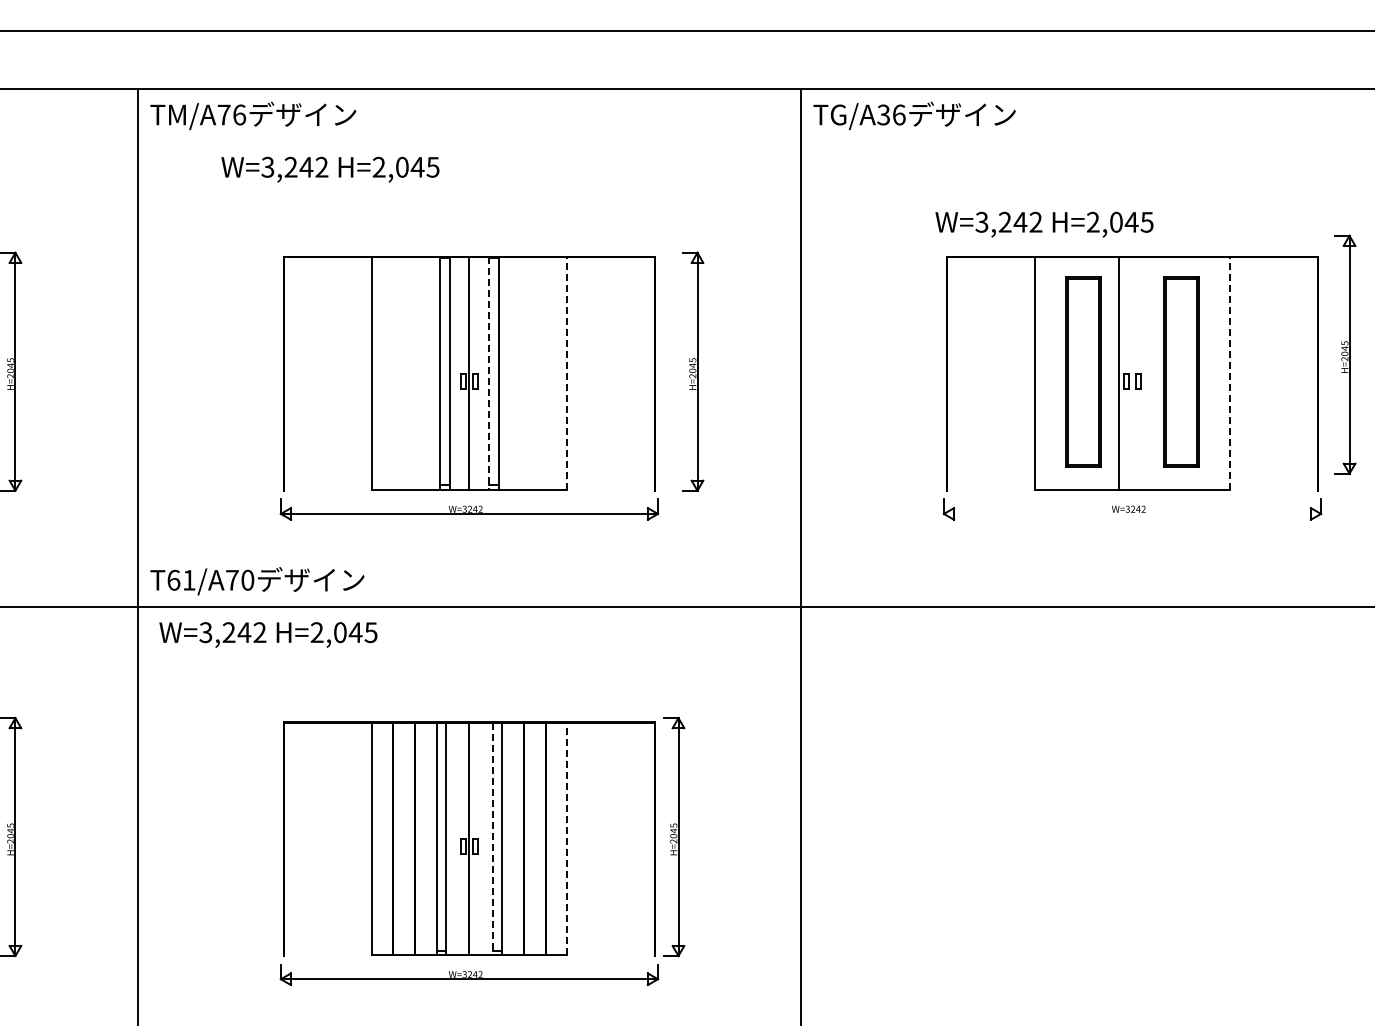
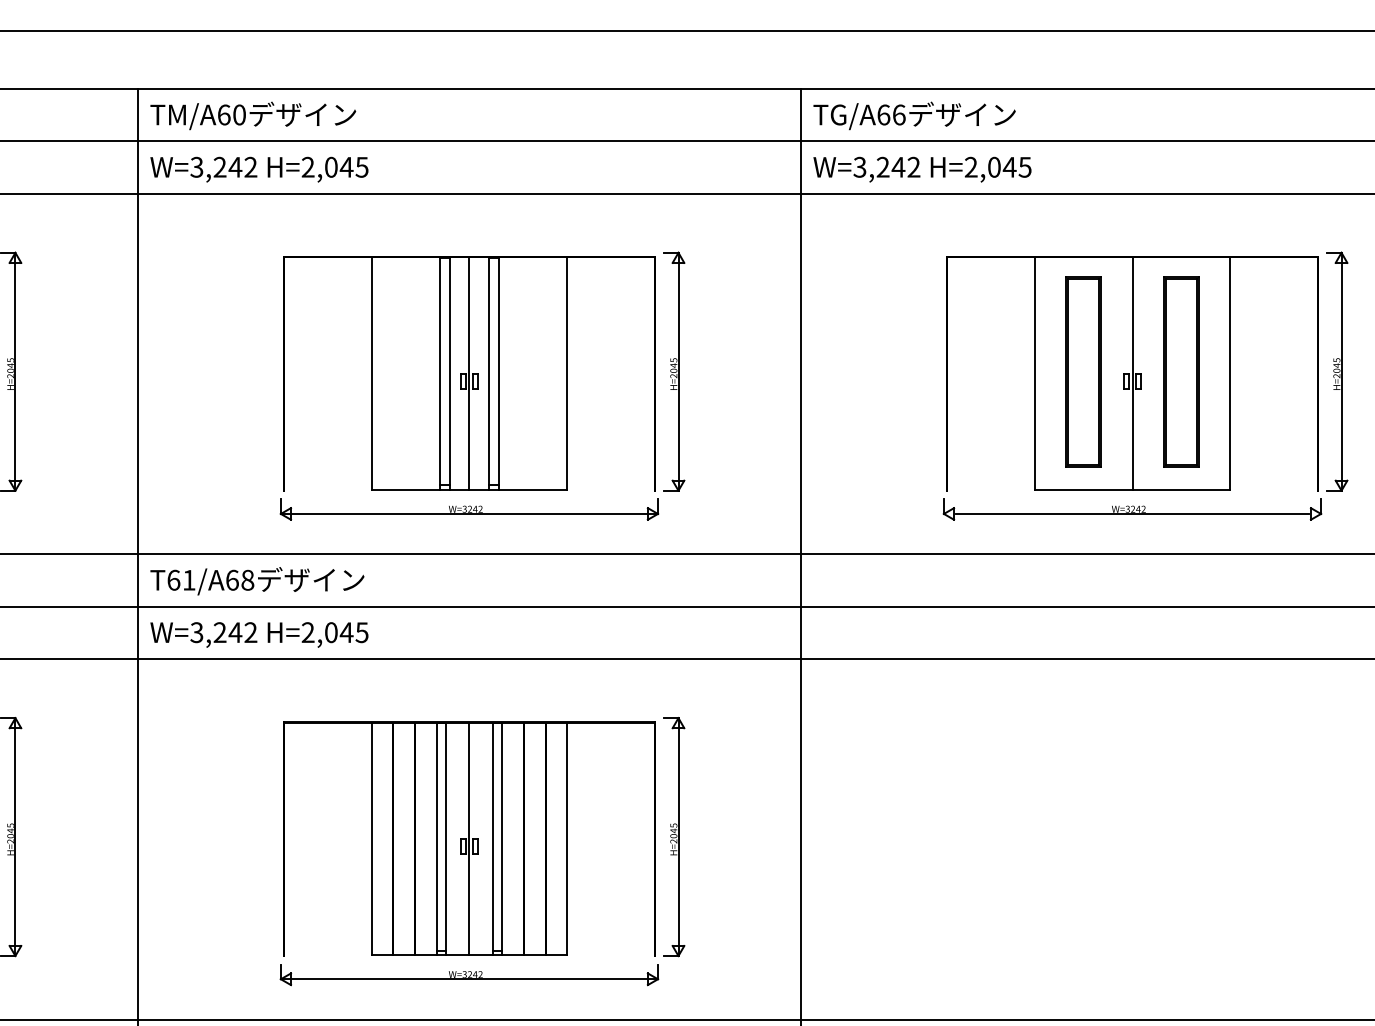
text: TM/A76 -> TM/A60 (231, 114)
text: TG/A36 -> TG/A66 (883, 114)
line: none -> present (686, 141)
text position: (330, 169) -> (259, 169) (259, 169)
line: none -> present (686, 193)
text position: (1044, 224) -> (922, 169) (922, 169)
part position: (1345, 354) -> (1337, 371) (1337, 371)
part position: (693, 371) -> (674, 371) (674, 371)
line: dashed -> solid (567, 373)
line position: (1118, 373) -> (1132, 373) (1132, 373)
line: dashed -> solid (1230, 373)
line: dashed -> solid (489, 374)
line: none -> present (1132, 513)
line: none -> present (686, 554)
text: T61/A70 -> T61/A68 (240, 579)
text position: (268, 634) -> (259, 634) (259, 634)
line: none -> present (686, 658)
line: dashed -> solid (567, 838)
line: dashed -> solid (492, 839)
line: none -> present (686, 1019)
